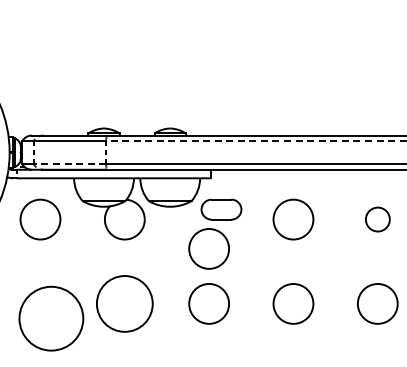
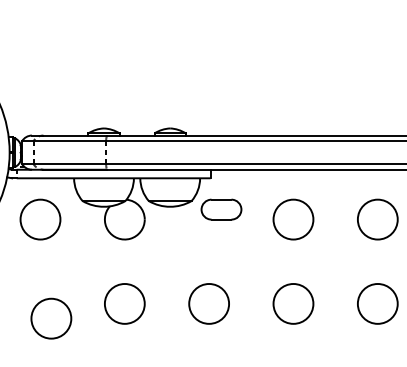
line: dashed -> solid (256, 141)
line: dashed -> solid (69, 164)
circle size: 26x27 px -> 42x43 px (377, 219)
circle: present -> none (208, 248)
circle diameter: 56 px -> 40 px (124, 303)
circle diameter: 64 px -> 40 px (51, 318)
